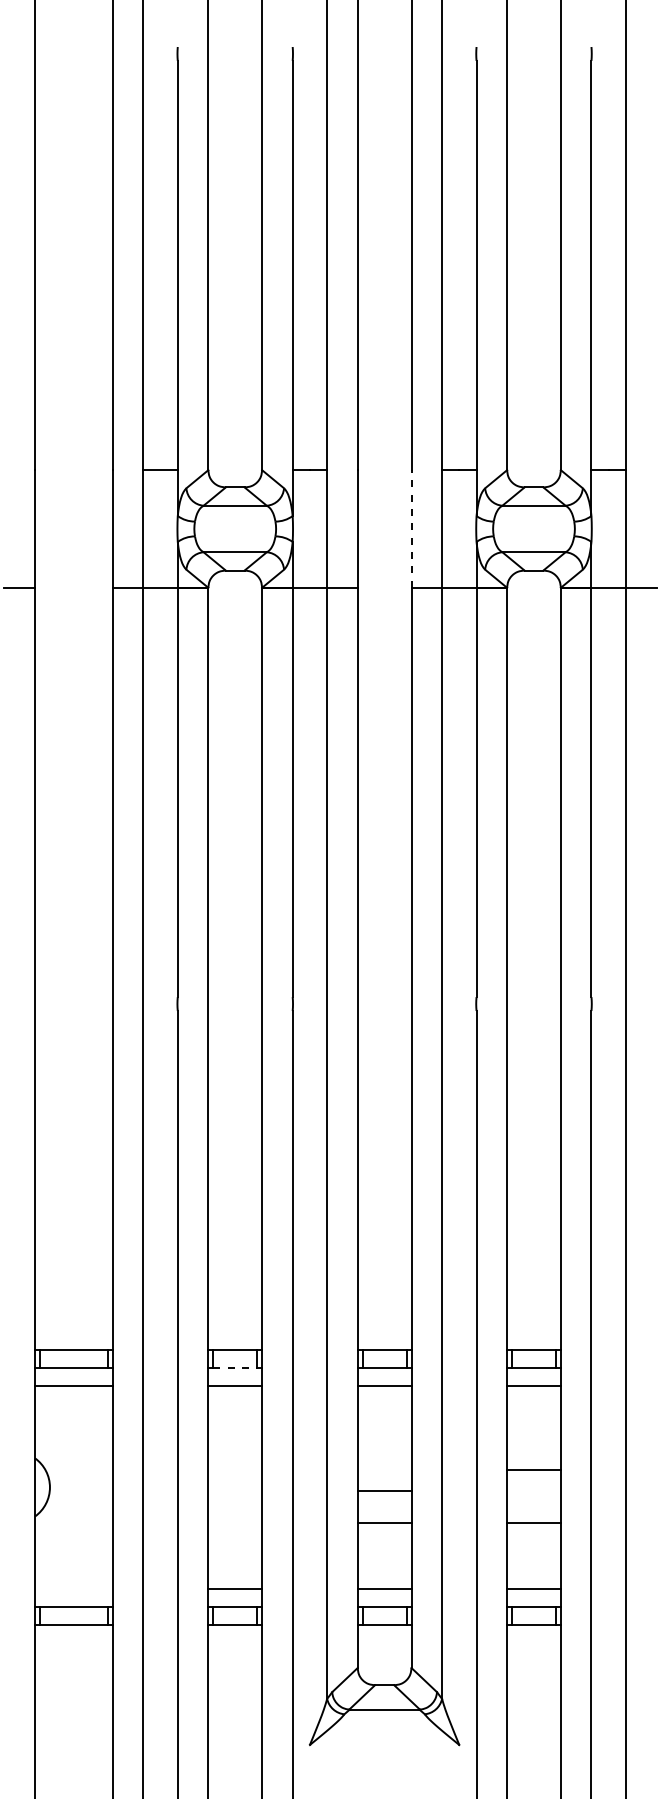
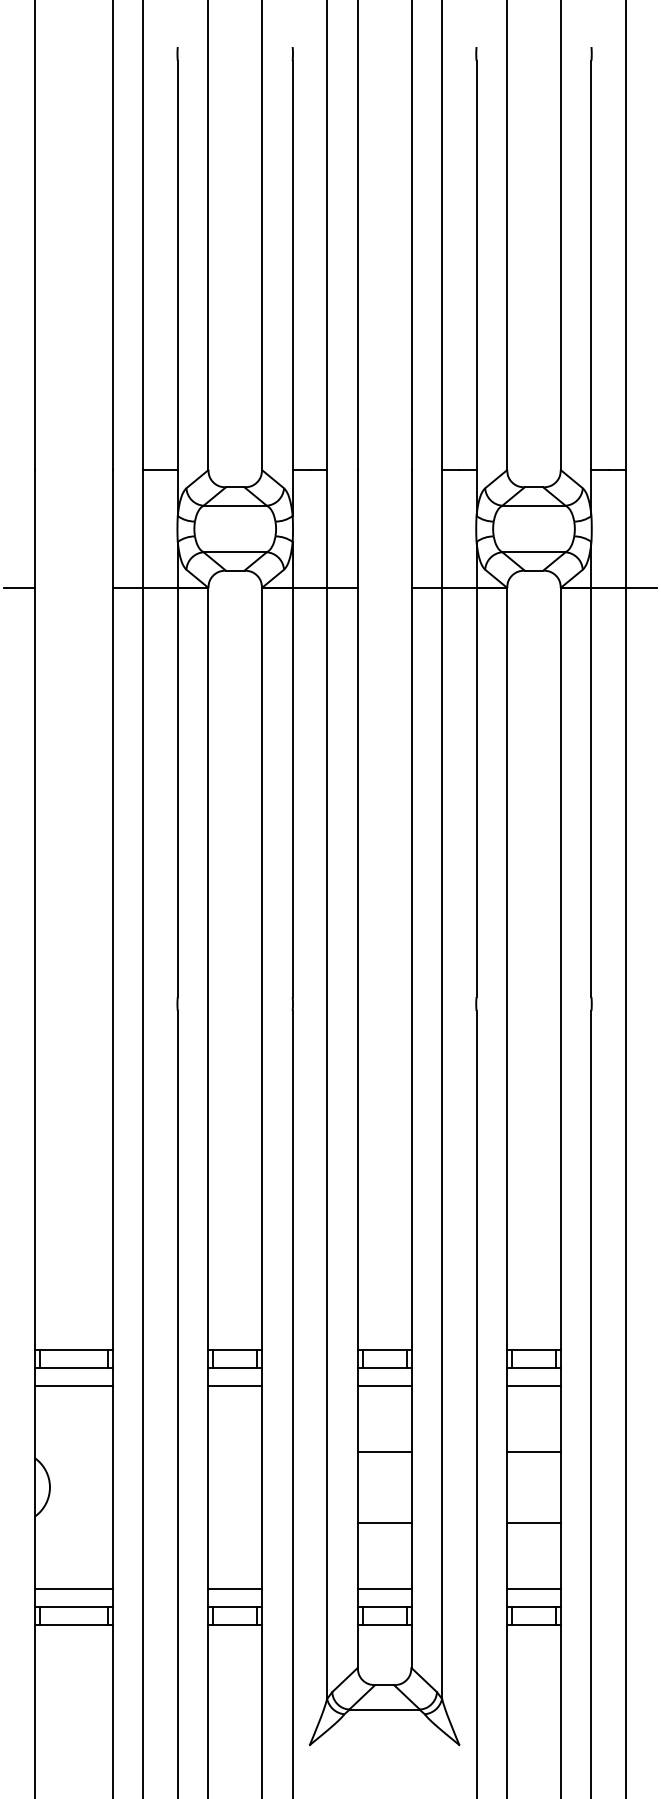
line: dashed -> solid (411, 529)
line: dashed -> solid (235, 1367)
line position: (533, 1469) -> (533, 1451) (533, 1451)
line position: (384, 1490) -> (384, 1451) (384, 1451)
line: none -> present (73, 1589)
